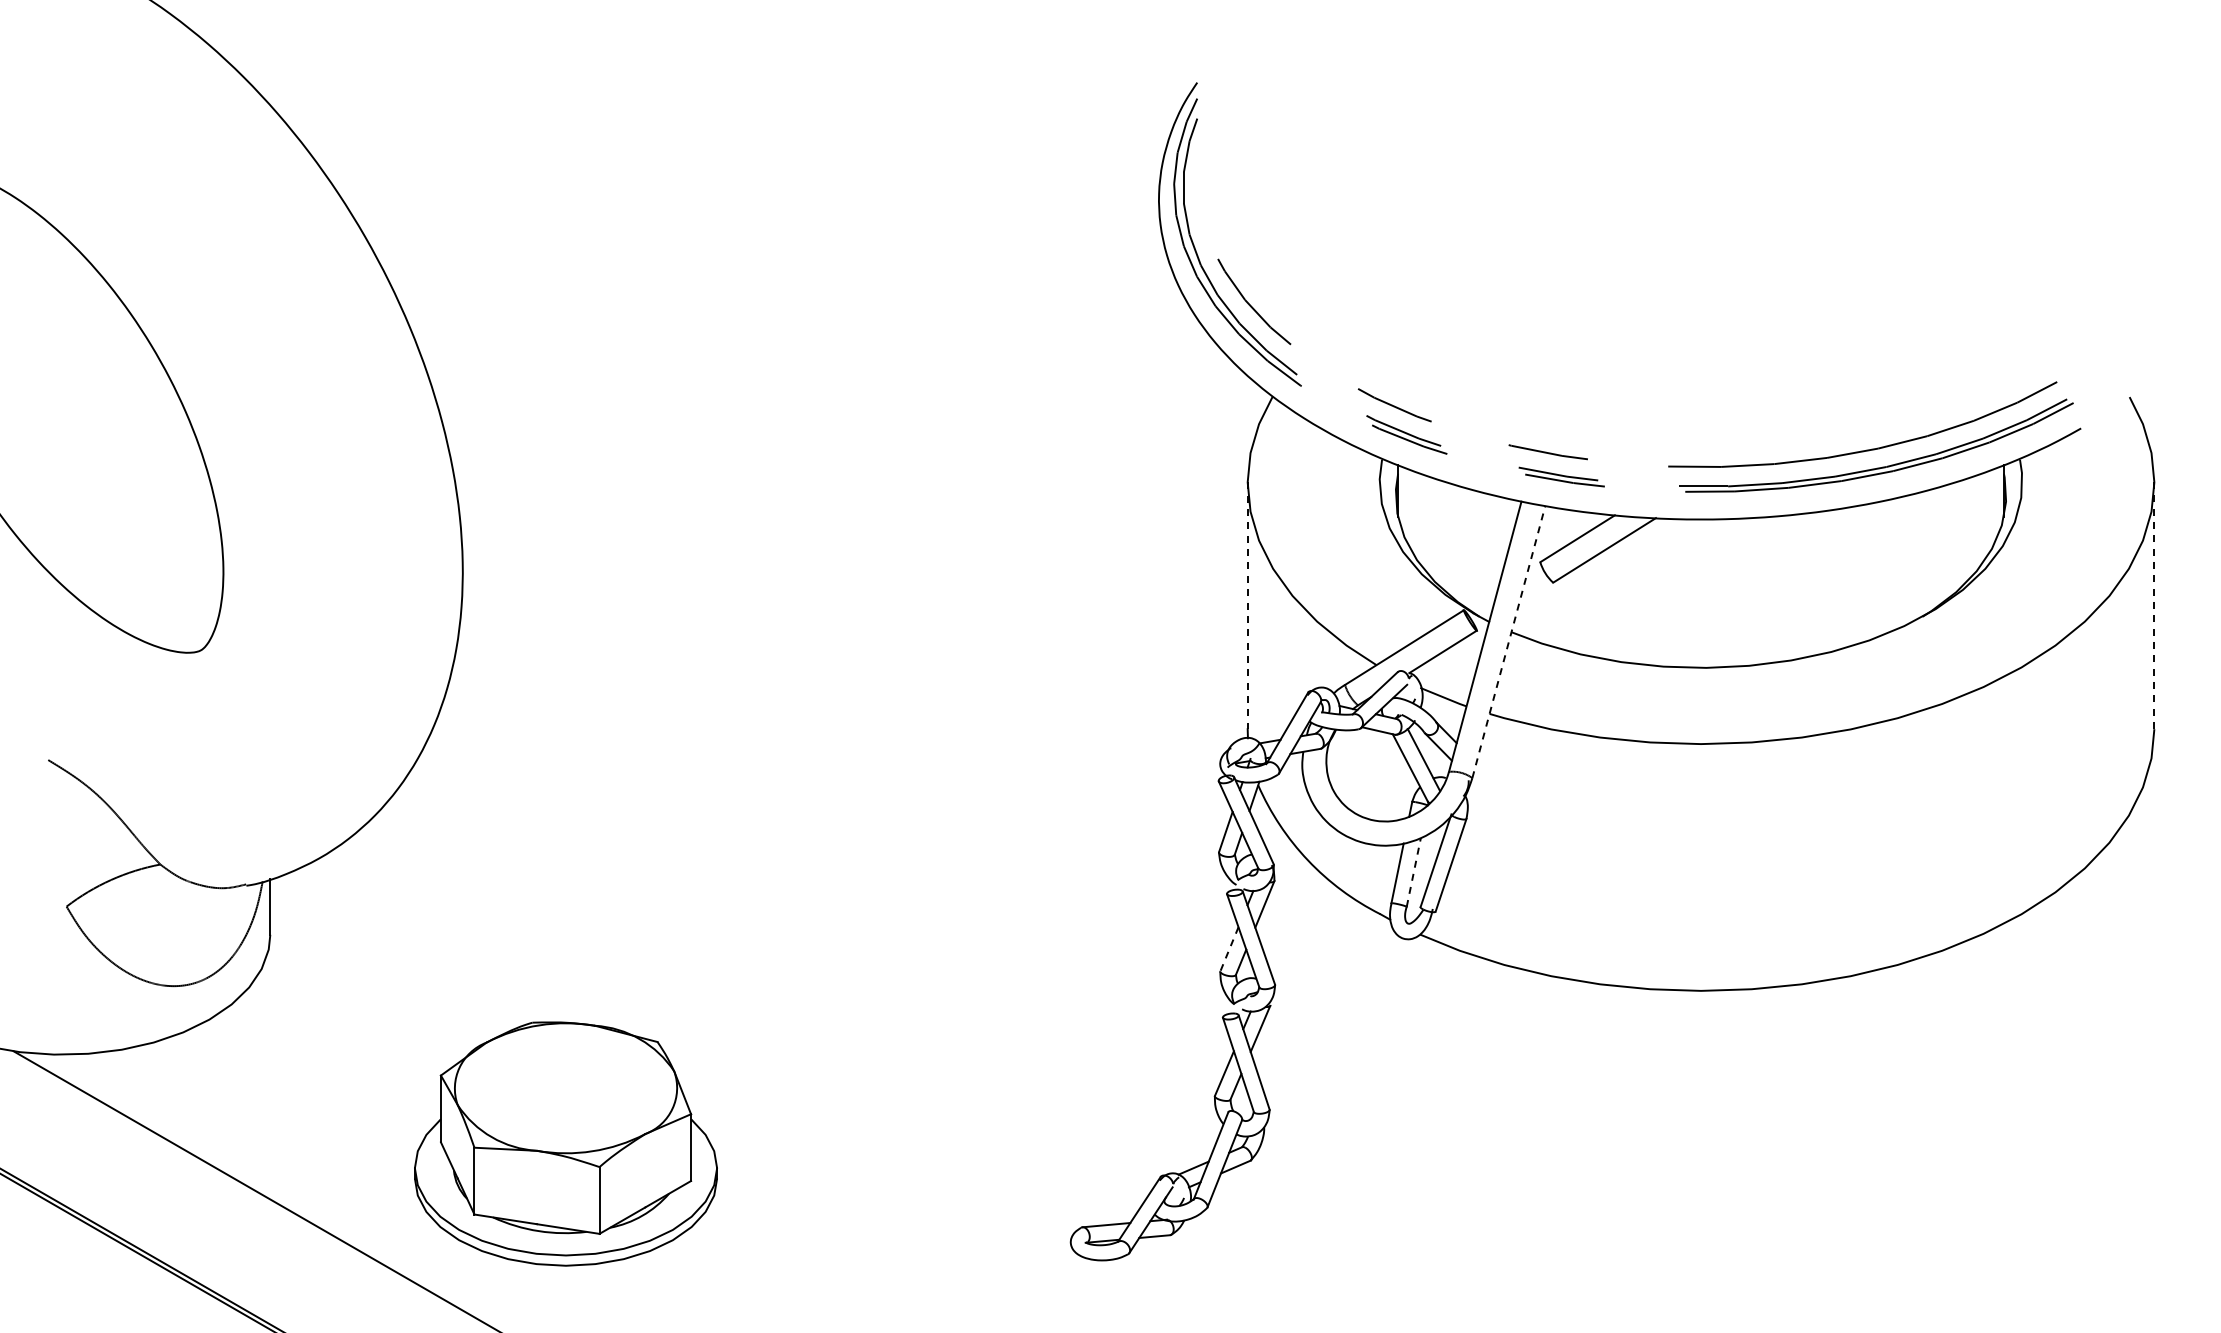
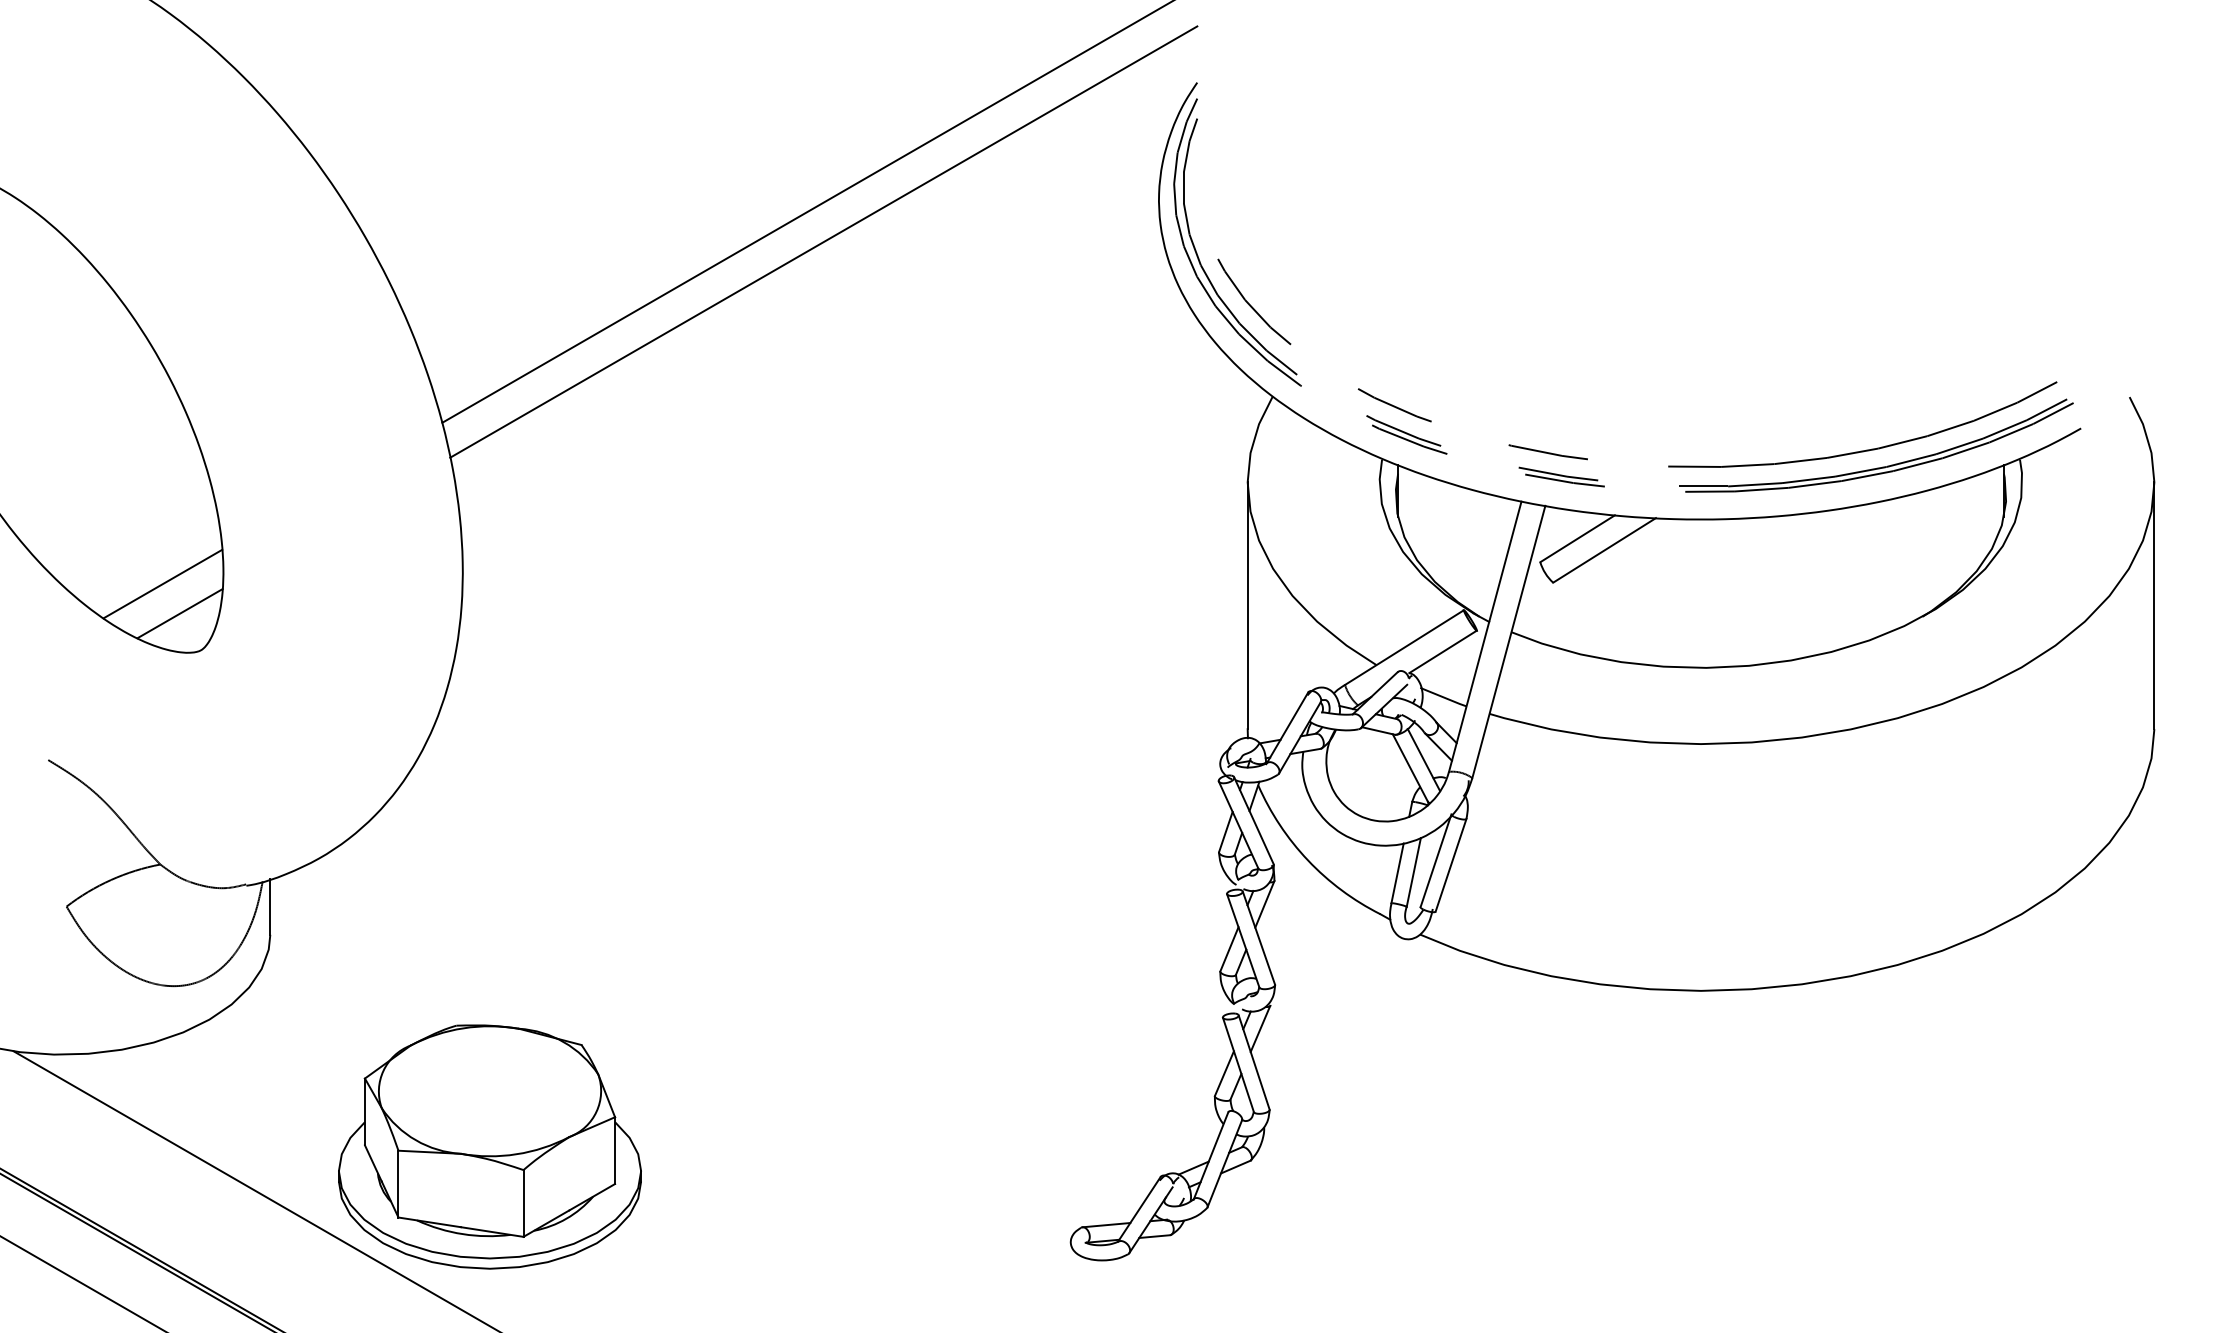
line: none -> present (806, 212)
line: none -> present (823, 241)
line: none -> present (162, 583)
line: dashed -> solid (2154, 605)
line: dashed -> solid (1247, 606)
line: none -> present (179, 613)
line: dashed -> solid (1508, 641)
line: dashed -> solid (1413, 872)
line: dashed -> solid (1229, 949)
part position: (565, 1143) -> (489, 1146) (489, 1146)
line: none -> present (82, 1283)
